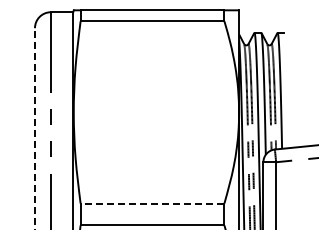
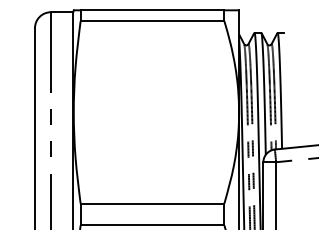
line: dashed -> solid (34, 129)
line: dashed -> solid (152, 203)
